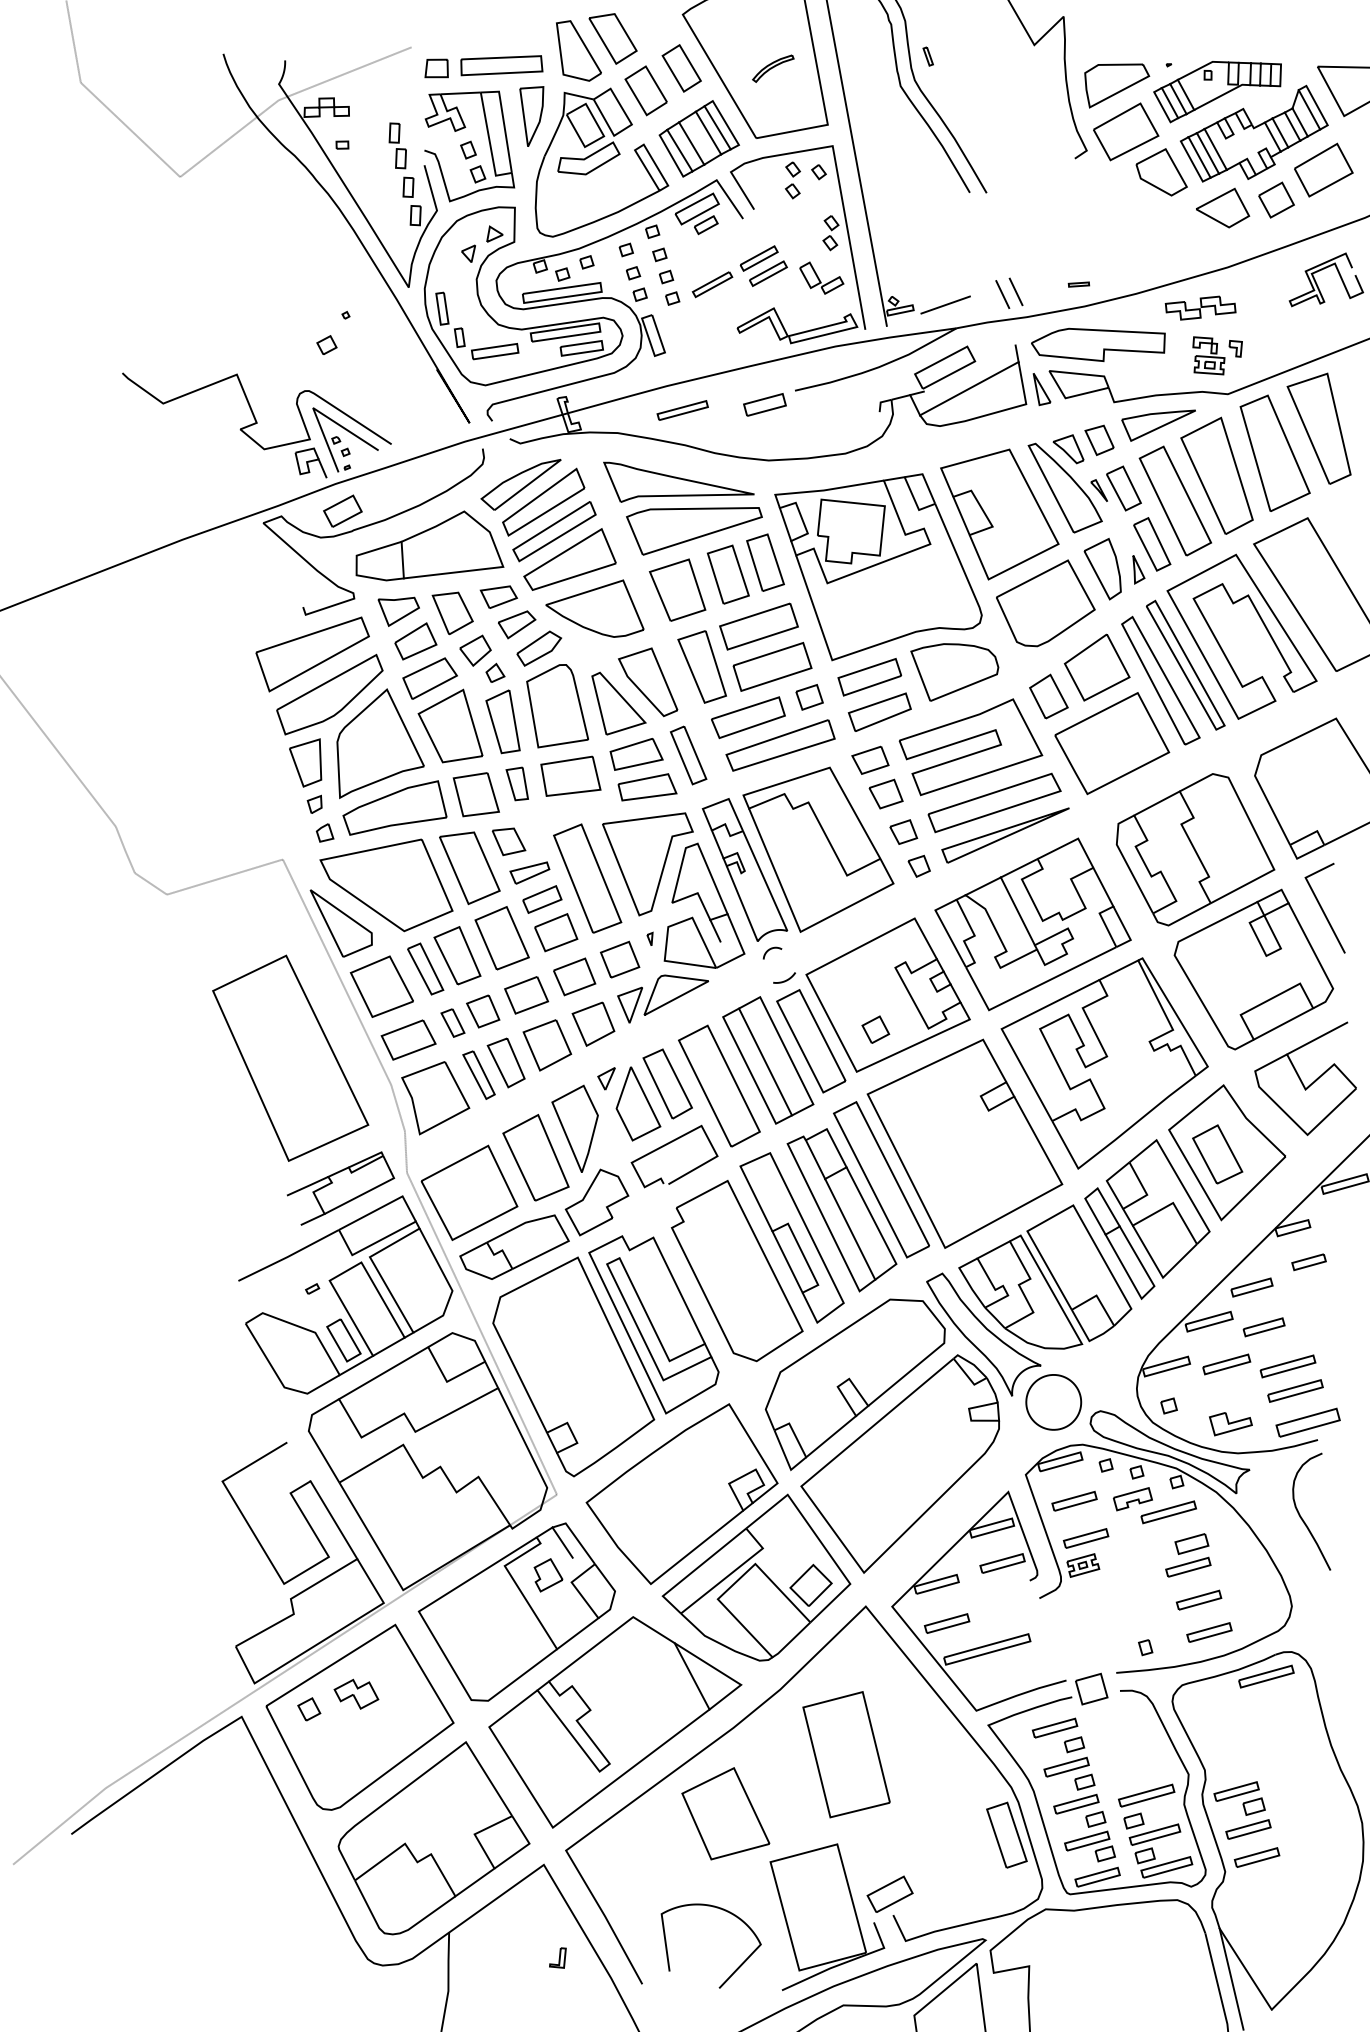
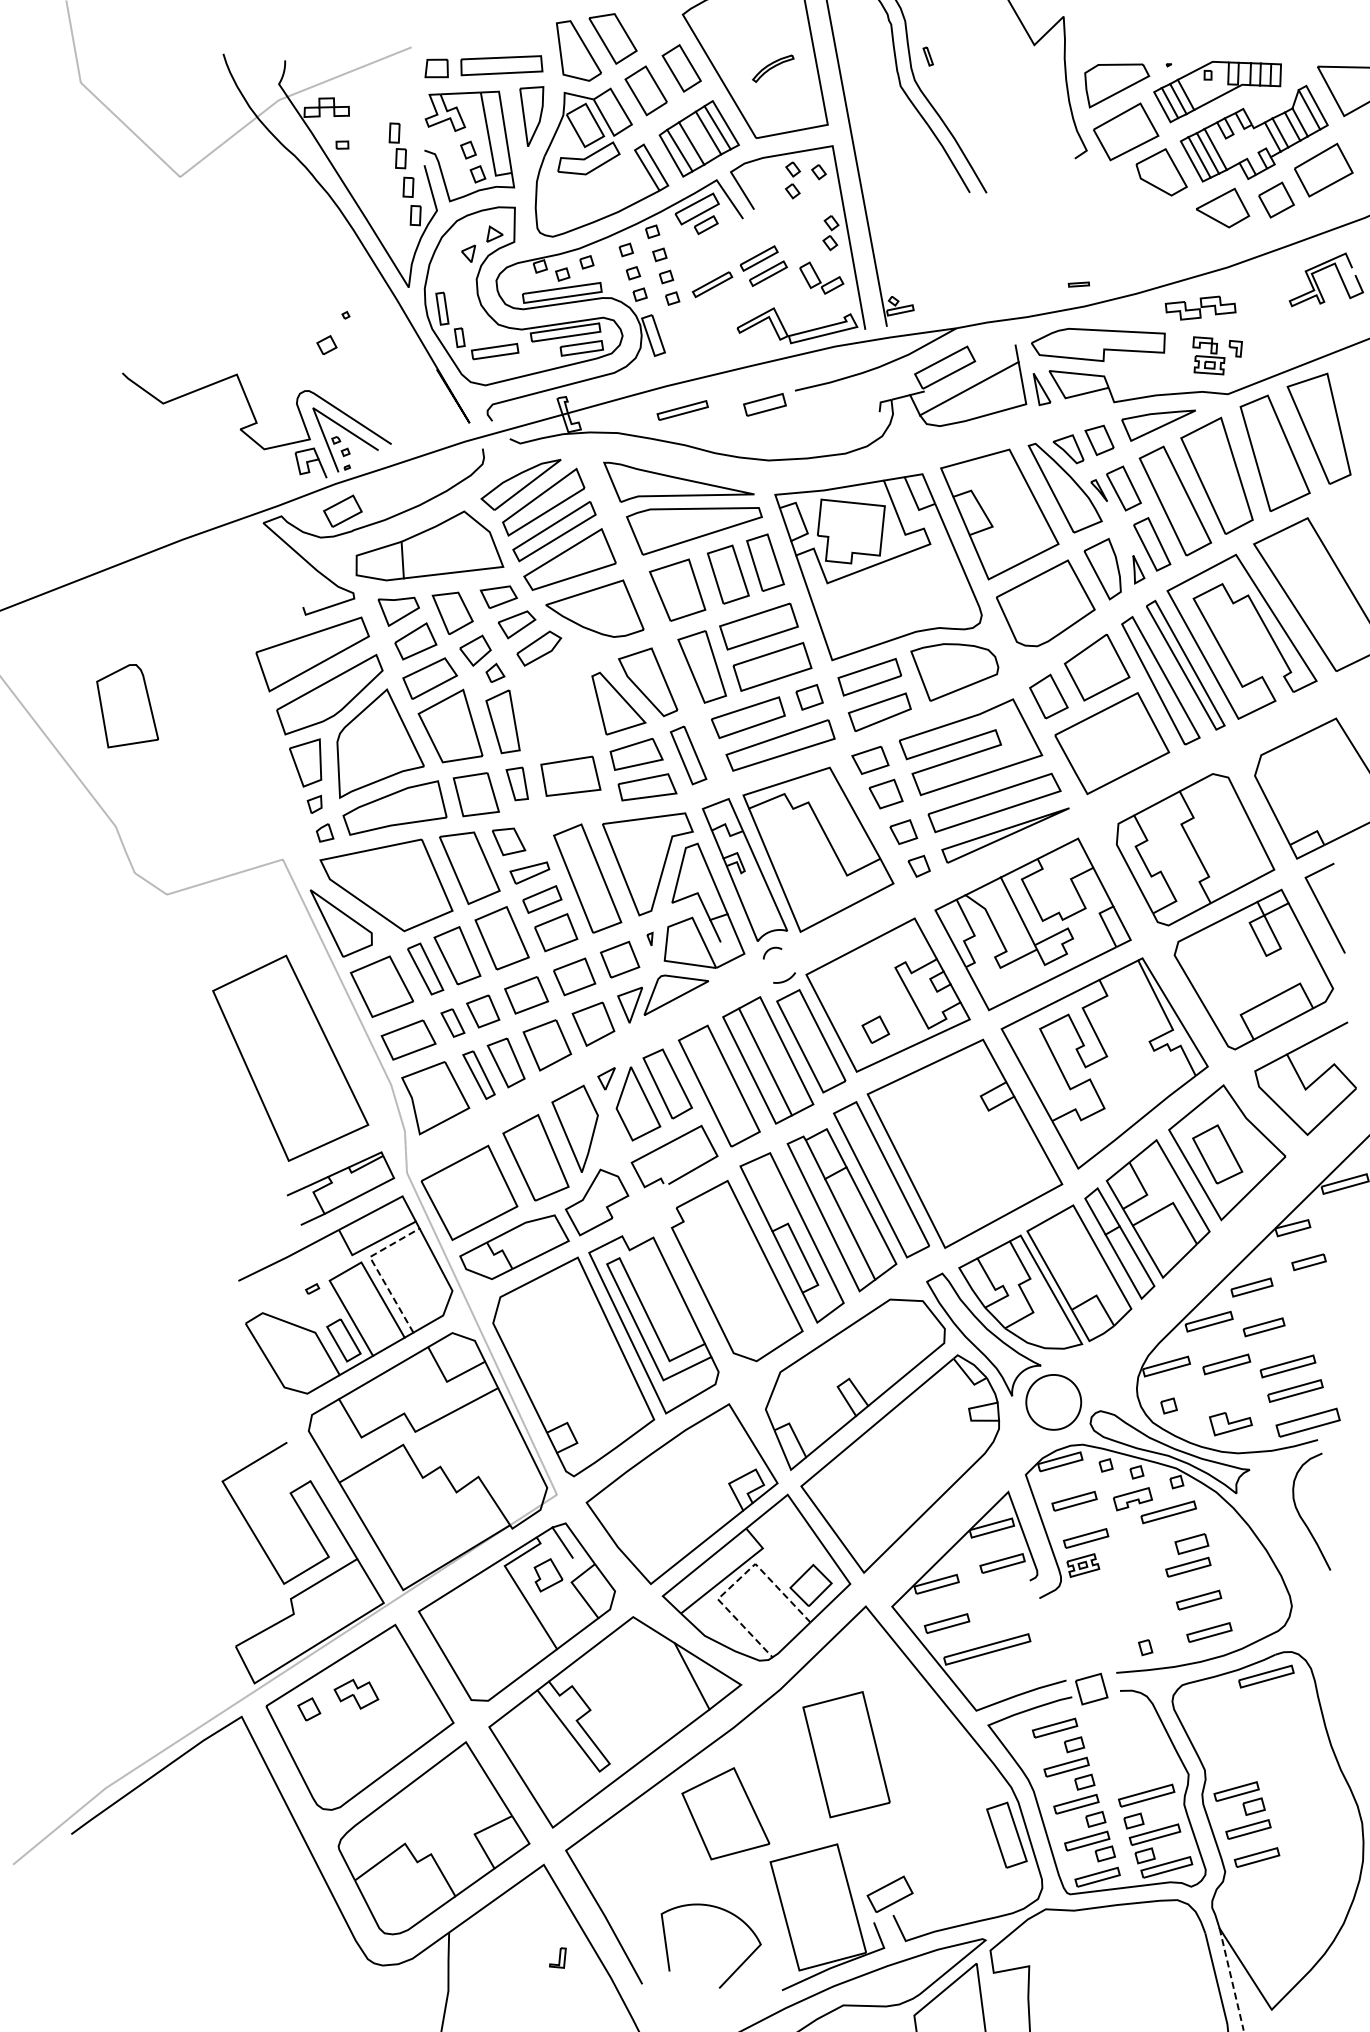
line: present -> none (1015, 291)
line: present -> none (1002, 294)
line: present -> none (945, 304)
part position: (557, 706) -> (127, 706) (127, 706)
line: solid -> dashed (376, 1269)
line: solid -> dashed (736, 1581)
line: solid -> dashed (1231, 1980)
